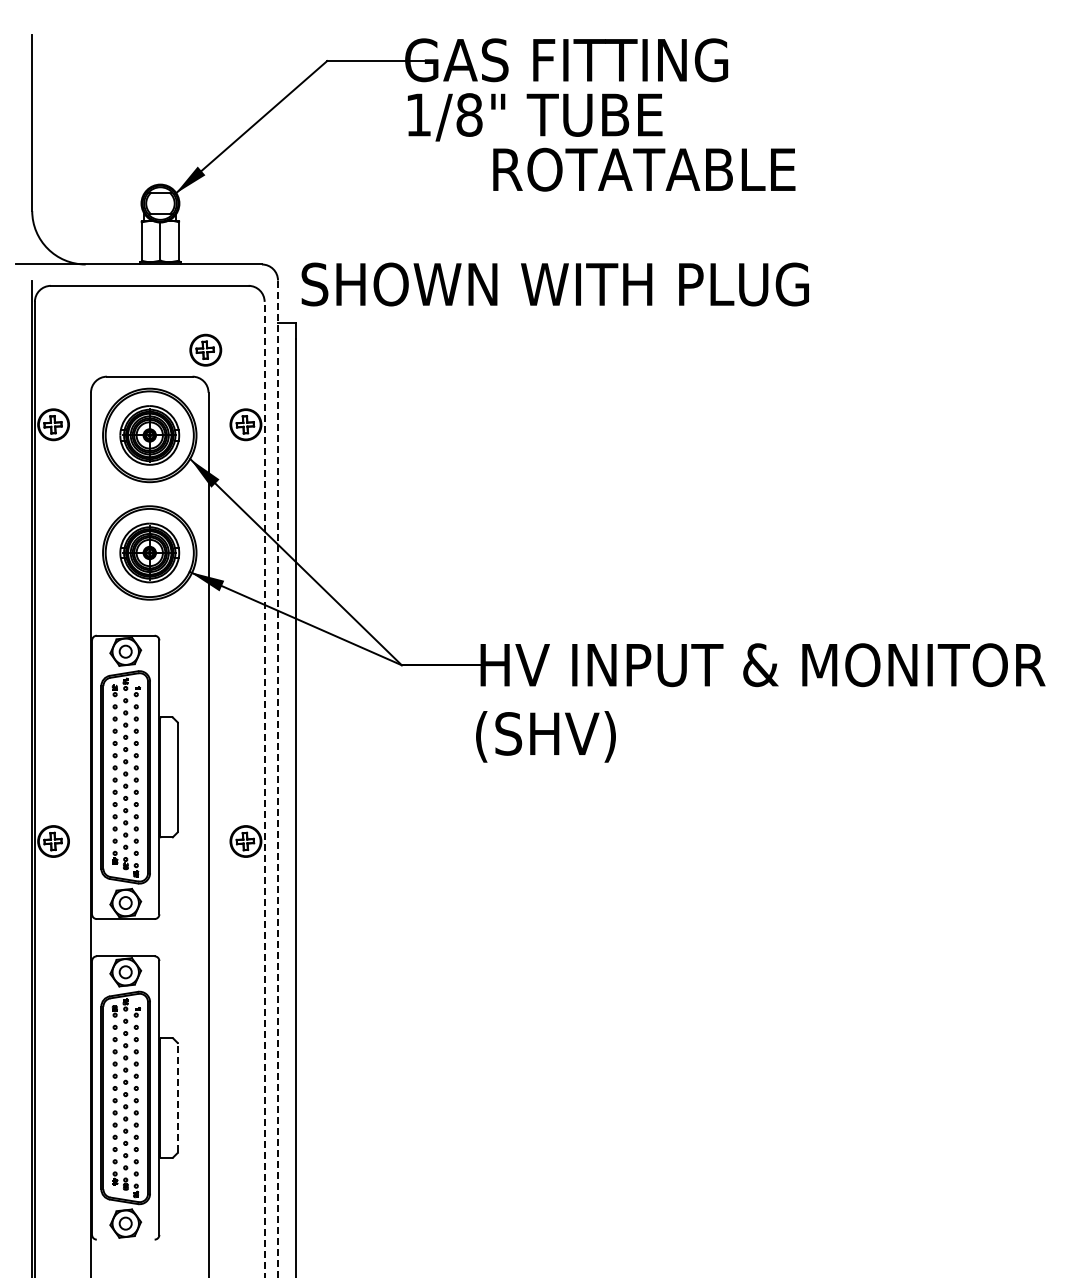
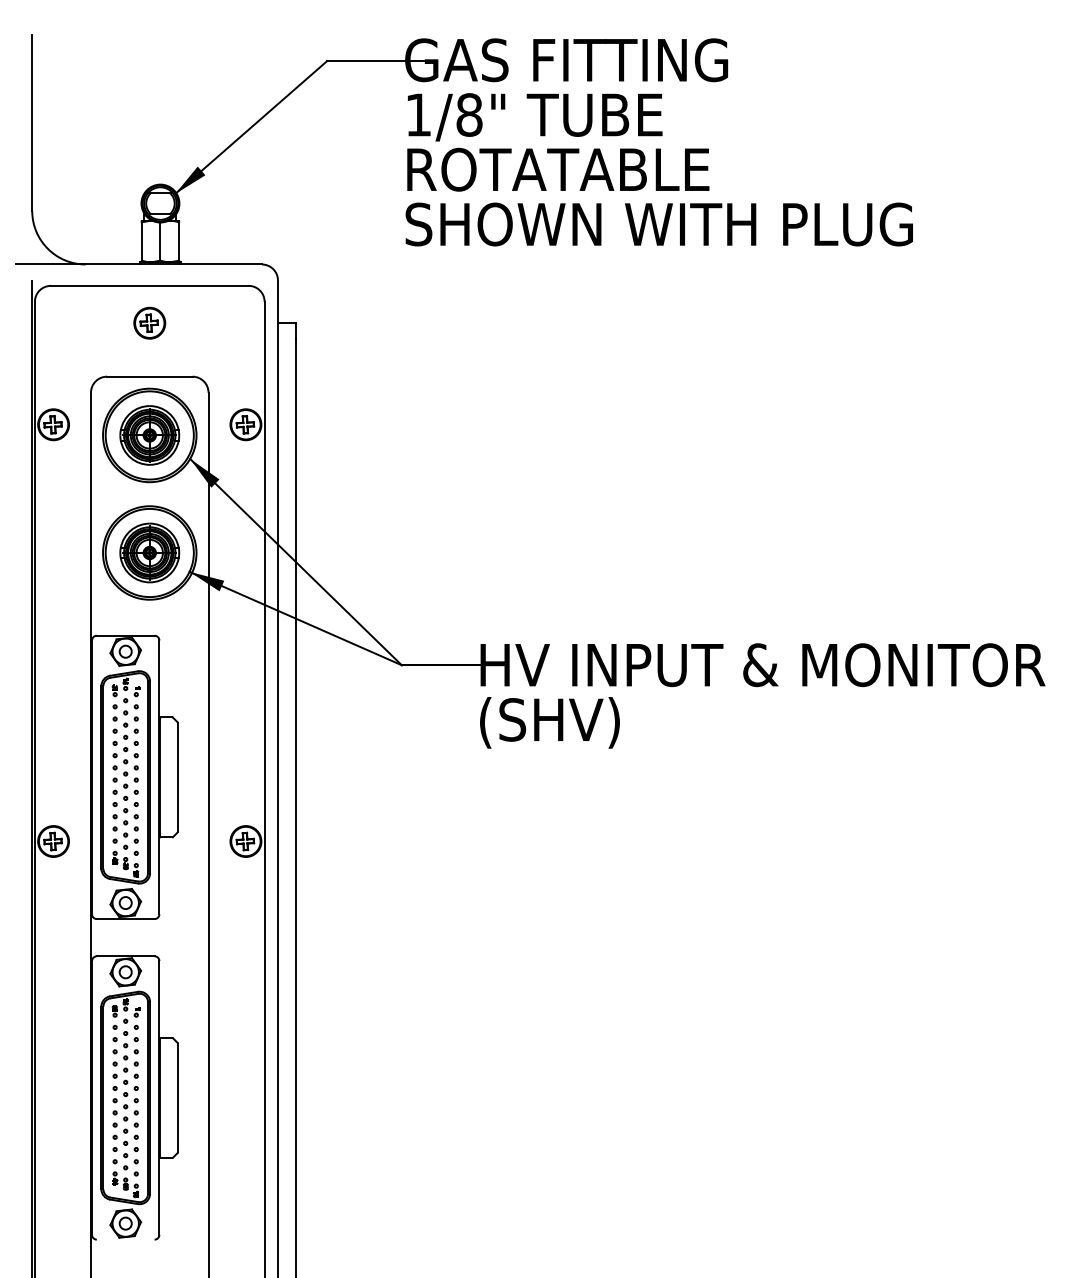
text position: (644, 169) -> (558, 169) (558, 169)
text position: (554, 284) -> (658, 224) (658, 224)
part position: (205, 349) -> (149, 322) (149, 322)
text position: (545, 736) -> (549, 722) (549, 722)
line: dashed -> solid (278, 779)
line: dashed -> solid (264, 789)
line: dashed -> solid (178, 1097)
